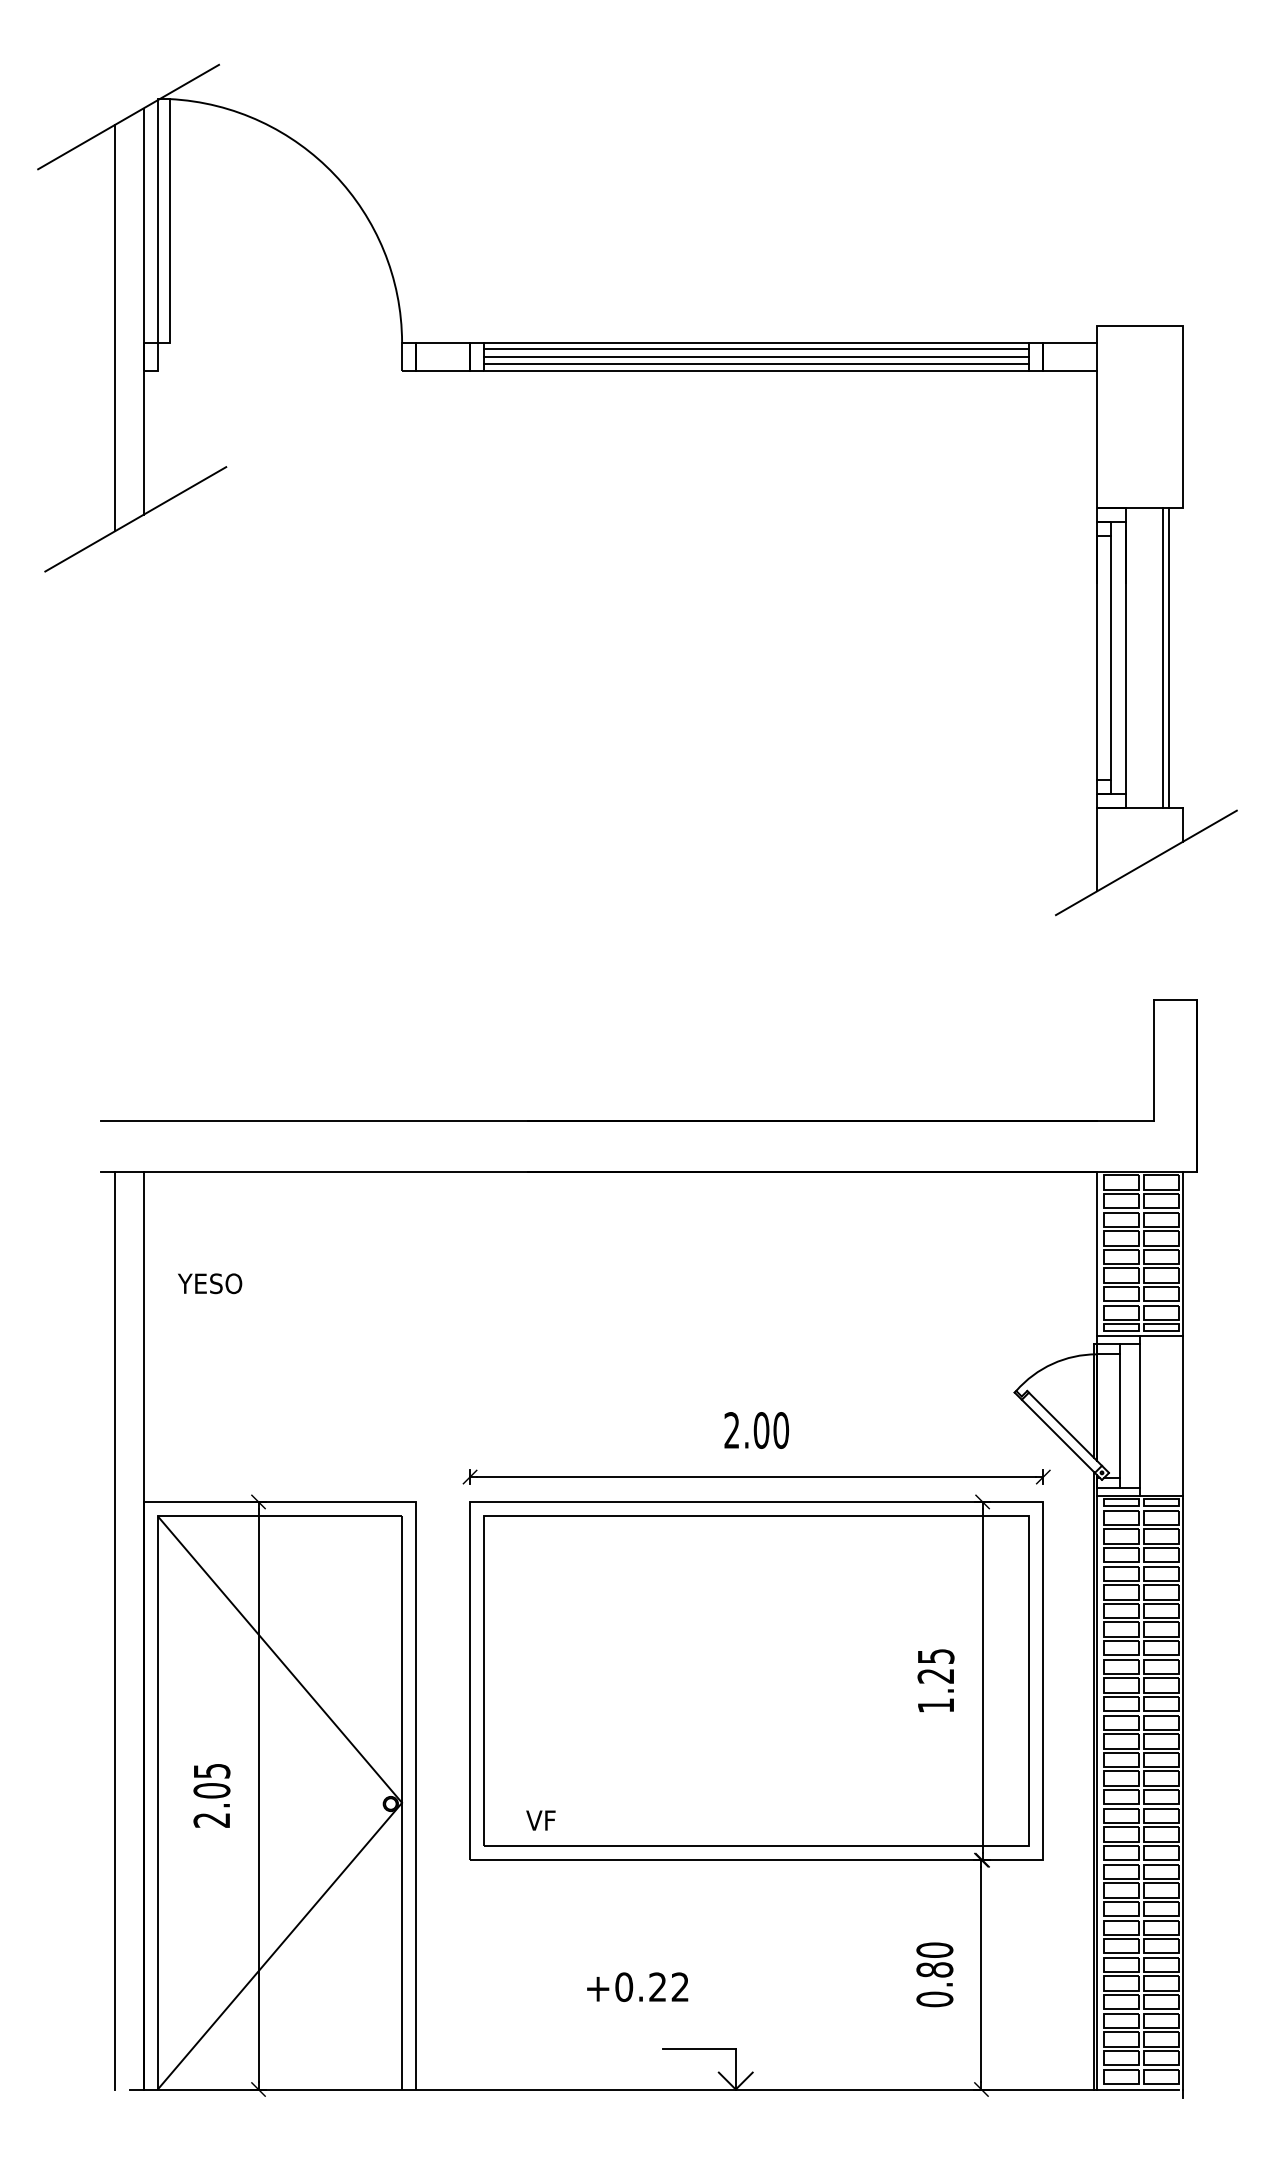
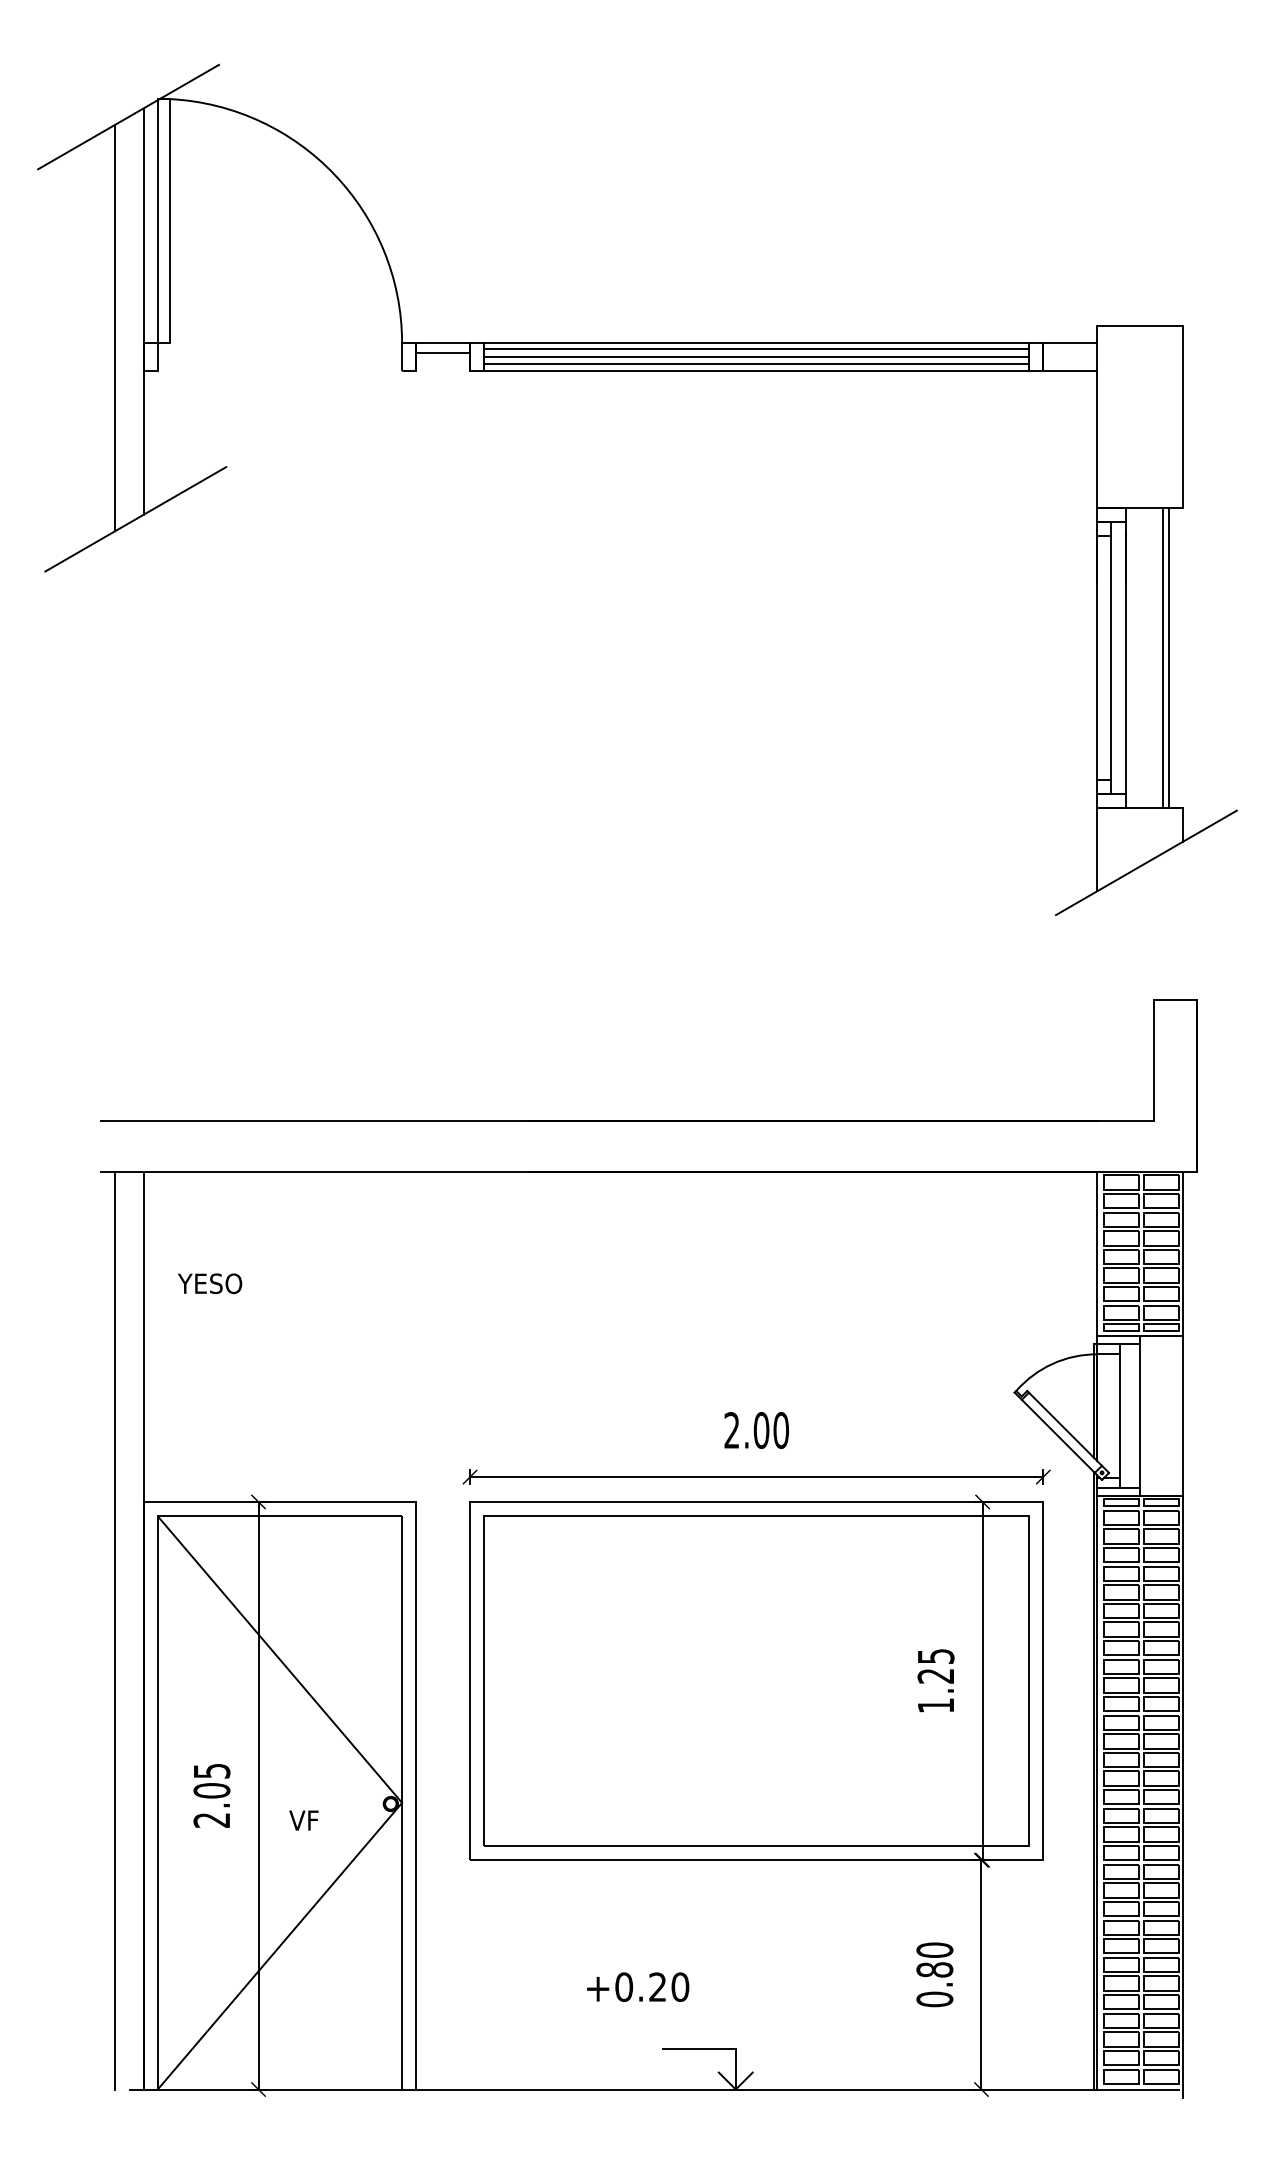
line position: (443, 371) -> (443, 353) (443, 353)
text position: (540, 1820) -> (303, 1820) (303, 1820)
text: +0.22 -> +0.20 (680, 1986)
